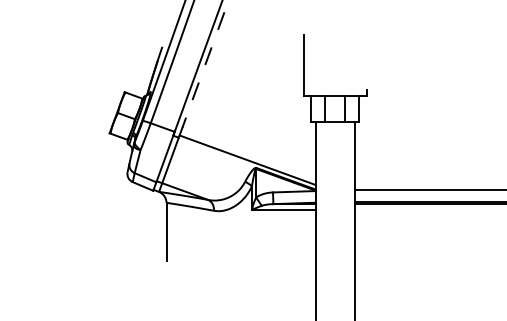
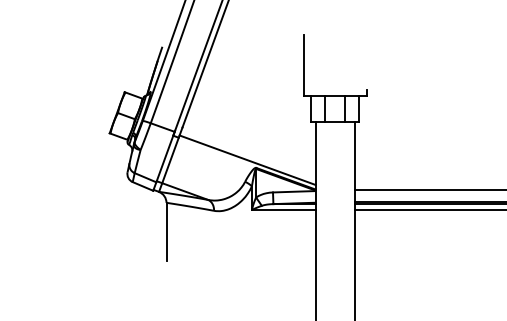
line: dashed -> solid (205, 64)
line: none -> present (428, 209)
